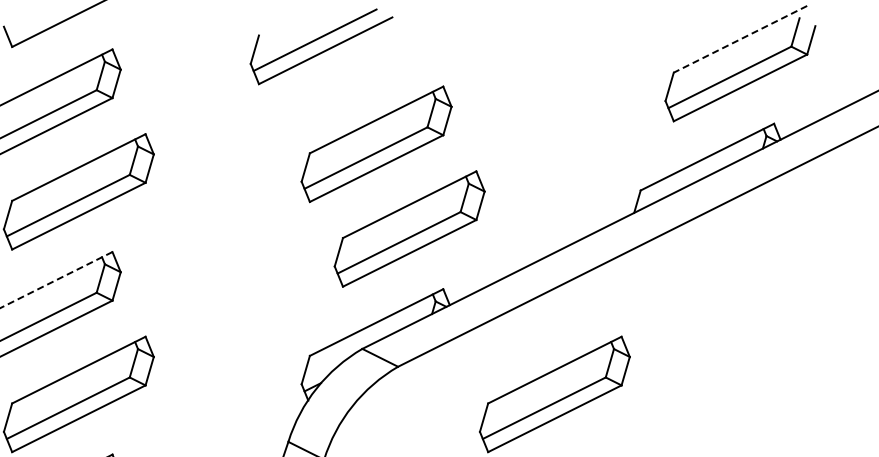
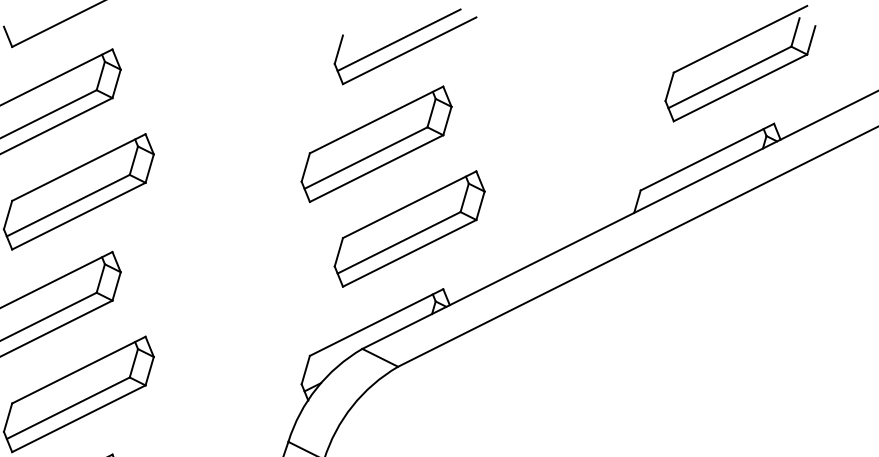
line: dashed -> solid (740, 39)
part position: (321, 46) -> (405, 46) (405, 46)
line: dashed -> solid (56, 280)
part: present -> none (554, 394)
